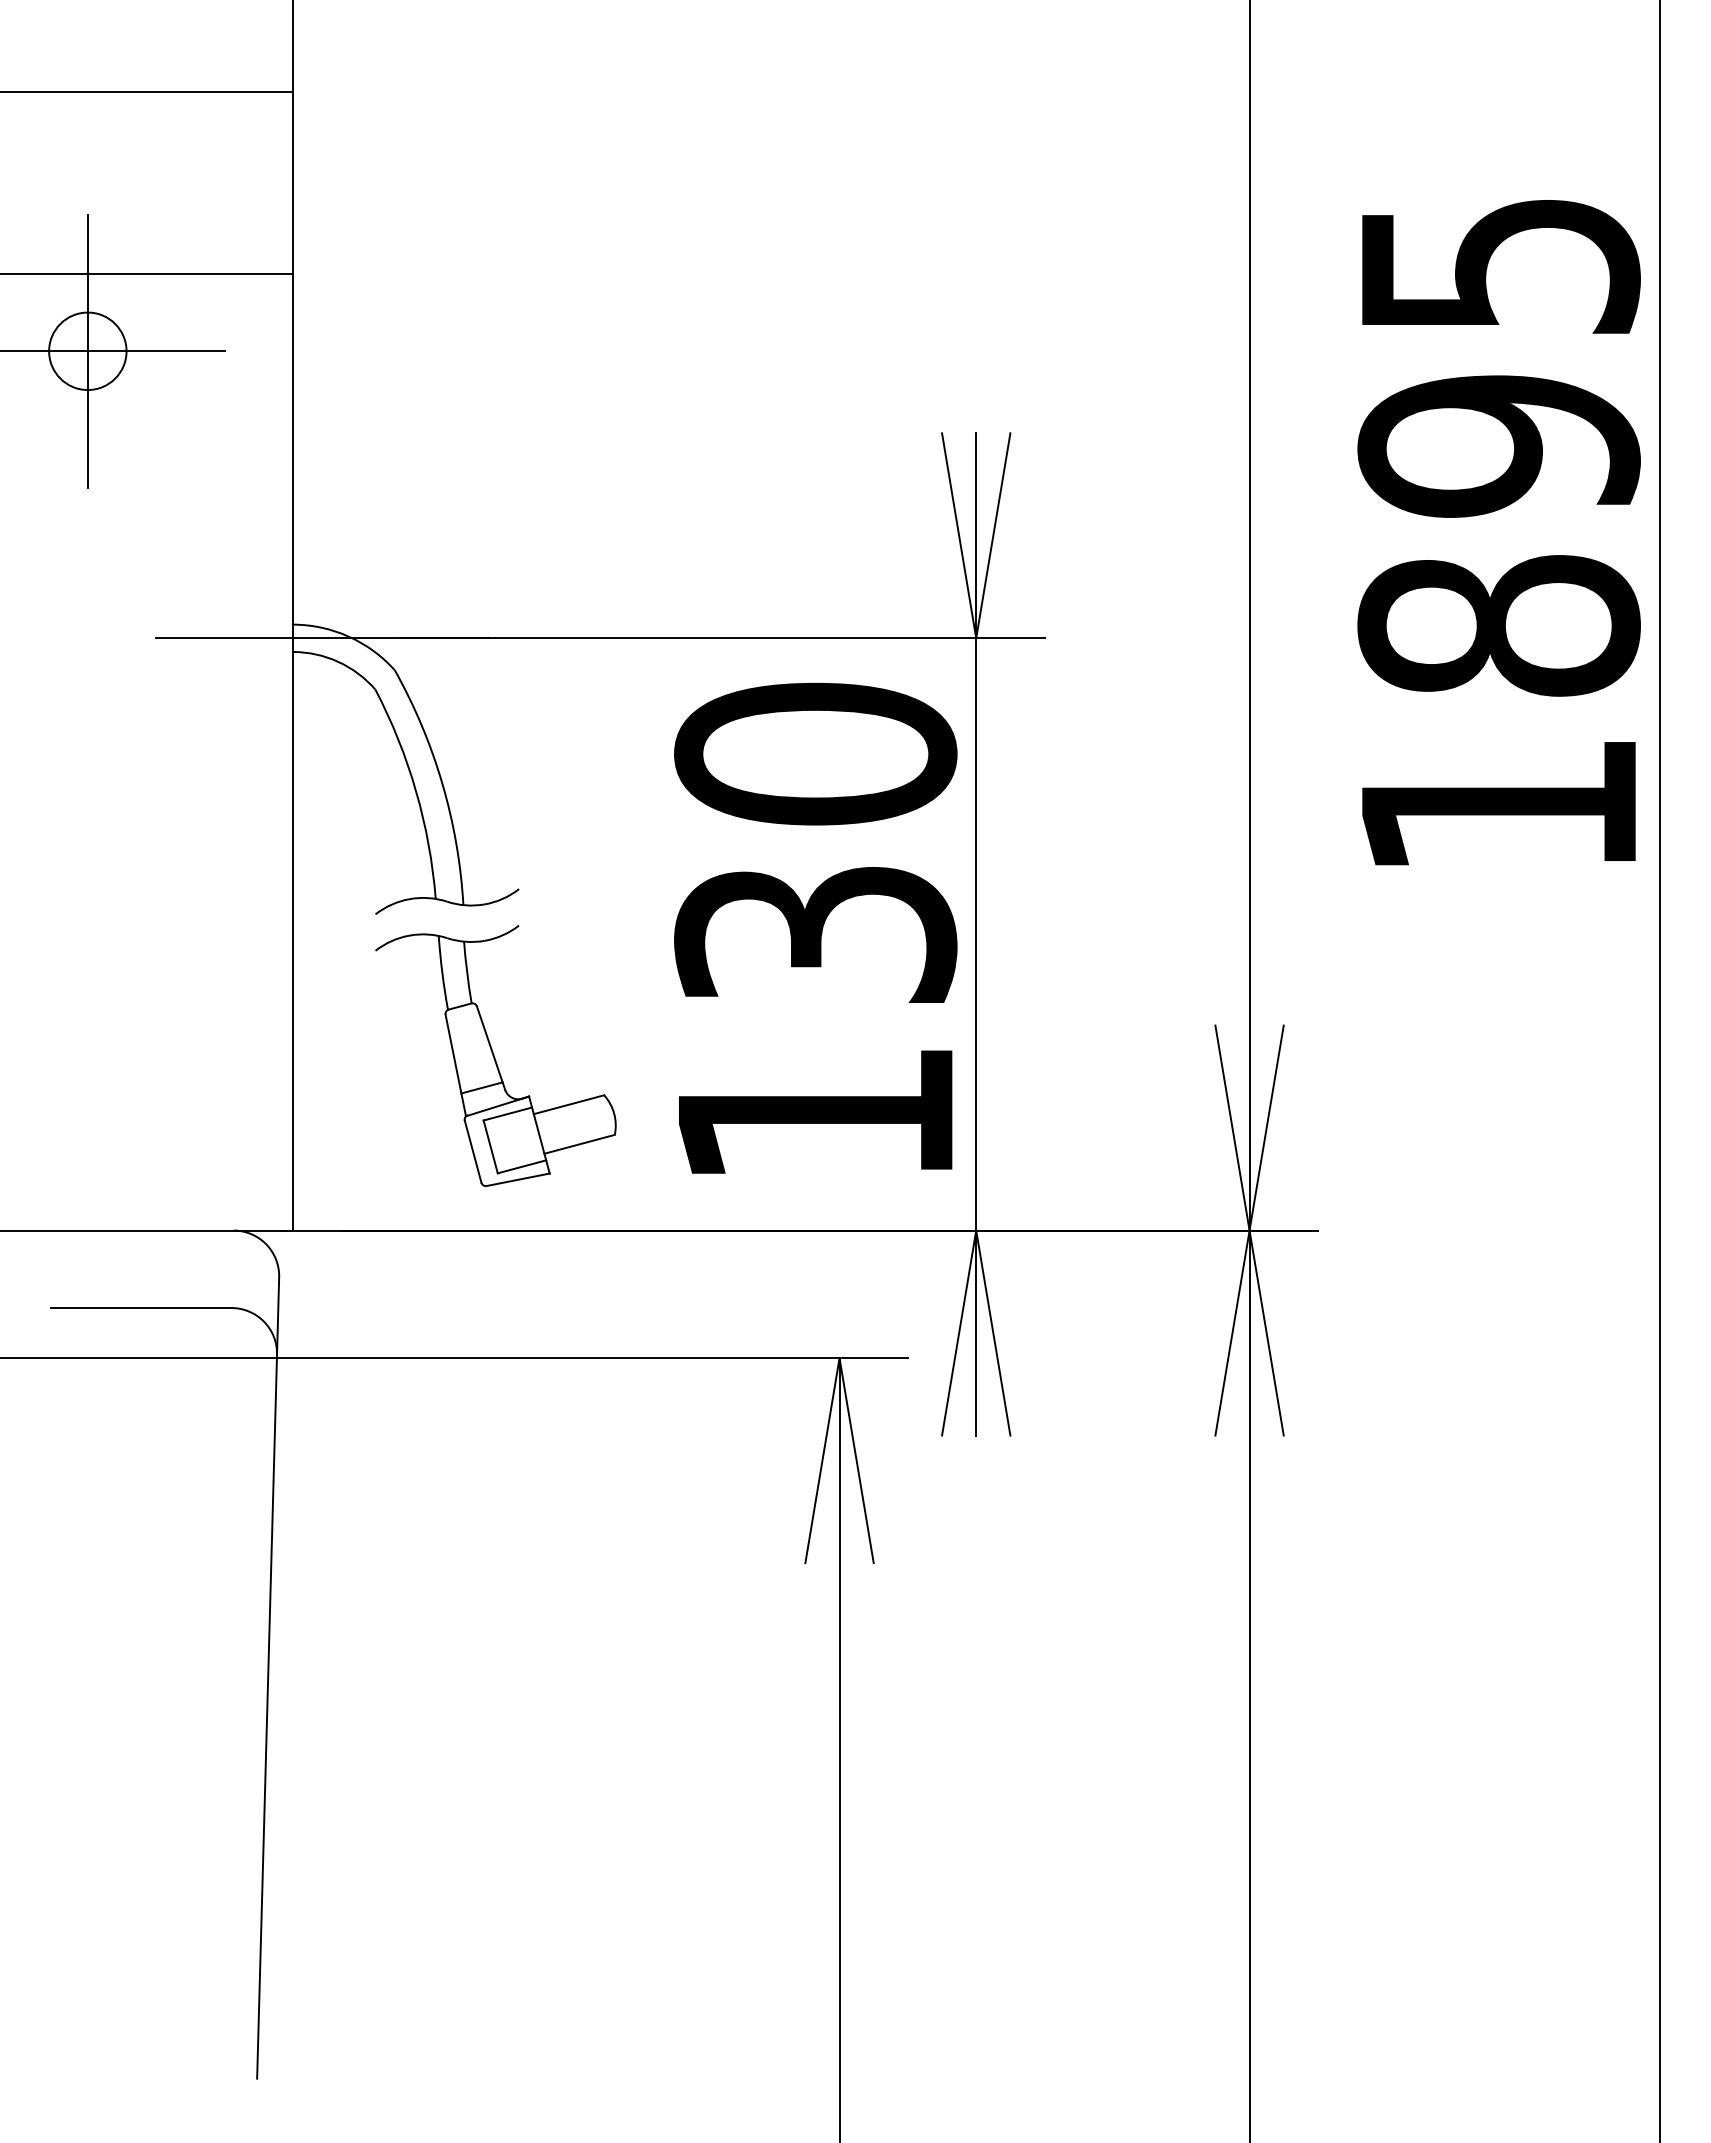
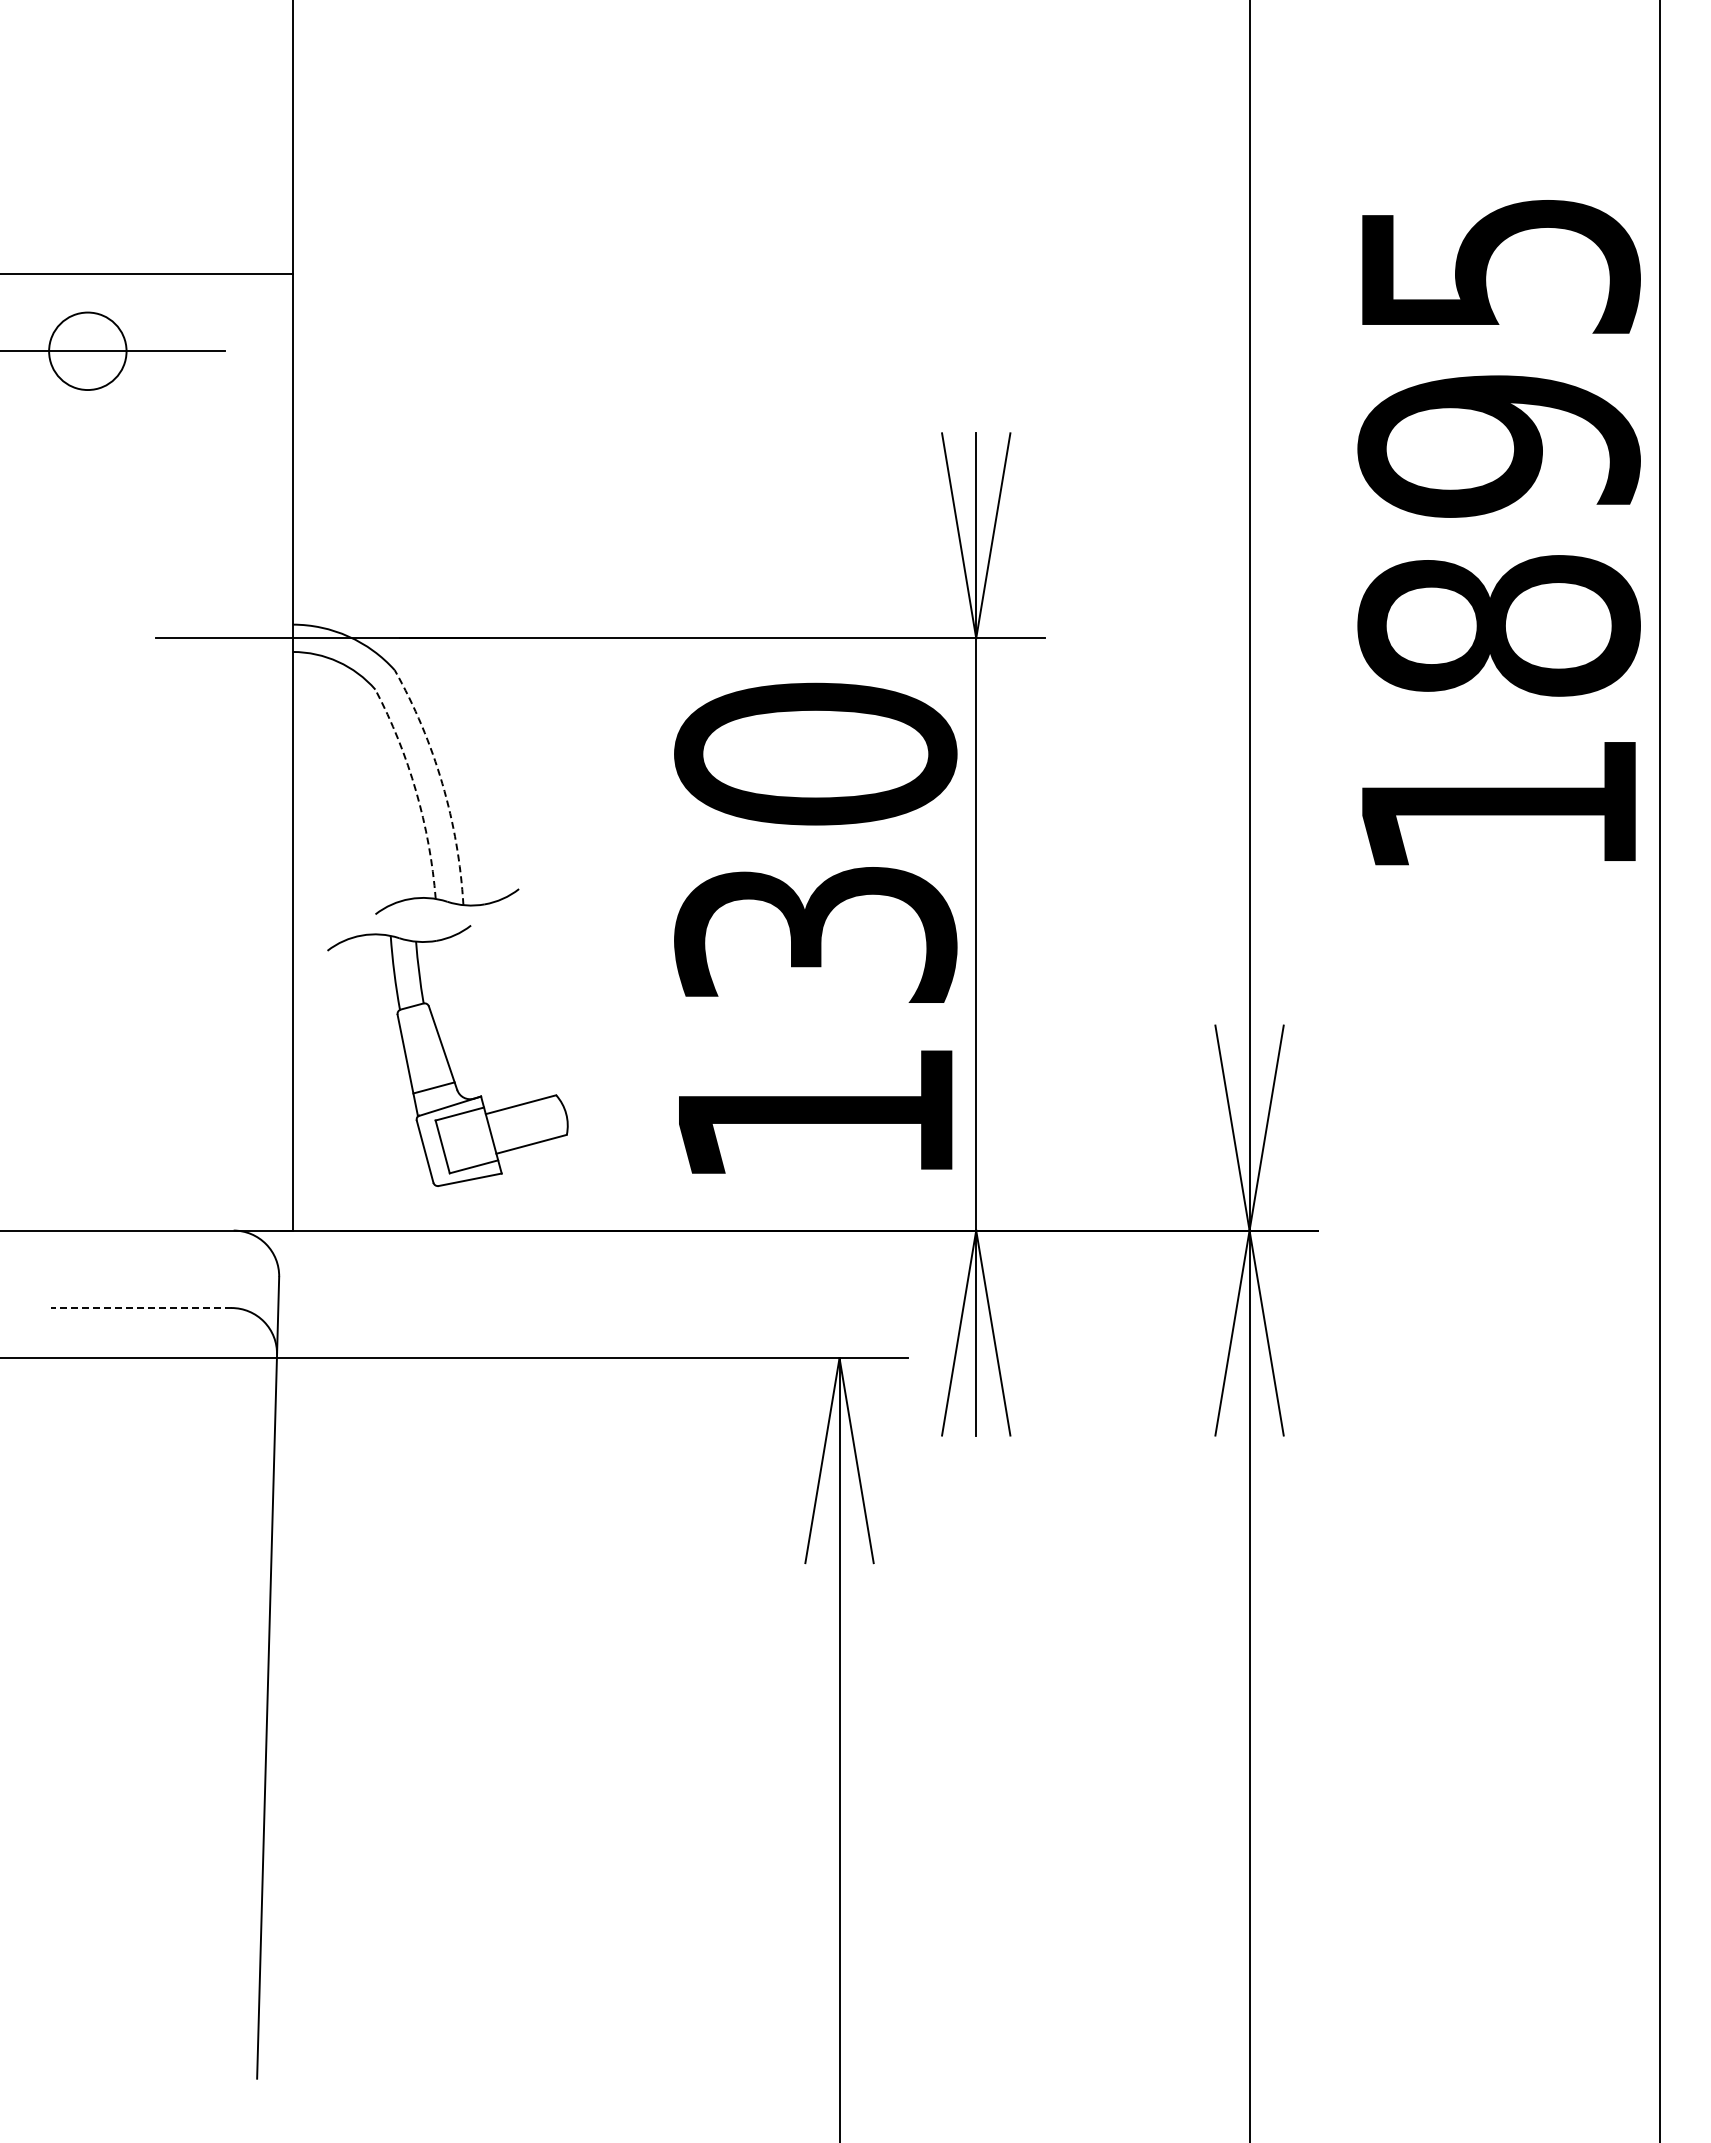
line: present -> none (147, 91)
line: present -> none (87, 350)
arc: solid -> dashed (442, 783)
arc: solid -> dashed (416, 791)
part position: (495, 1055) -> (447, 1055) (447, 1055)
line: solid -> dashed (140, 1308)
